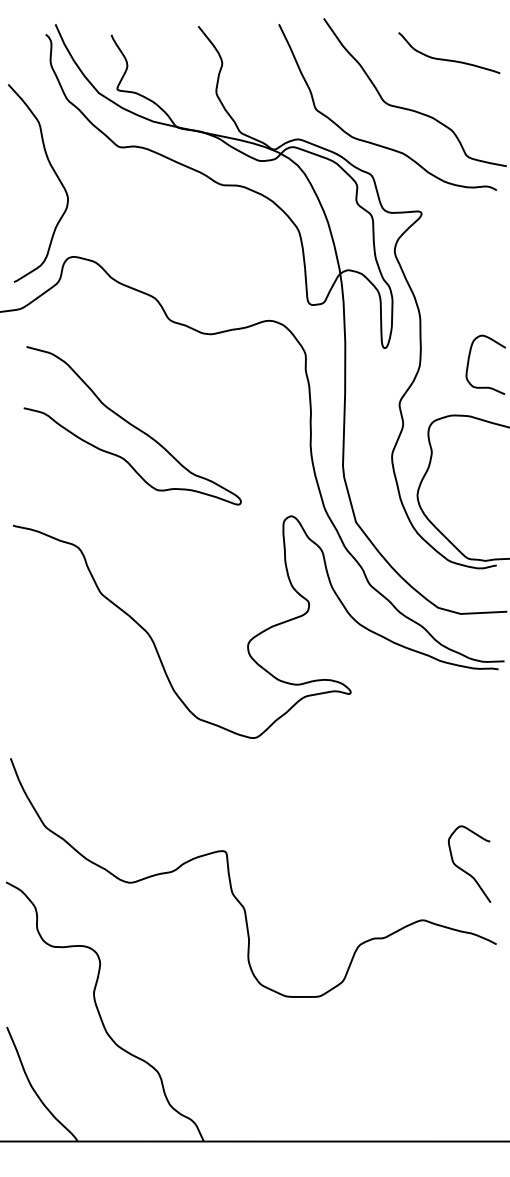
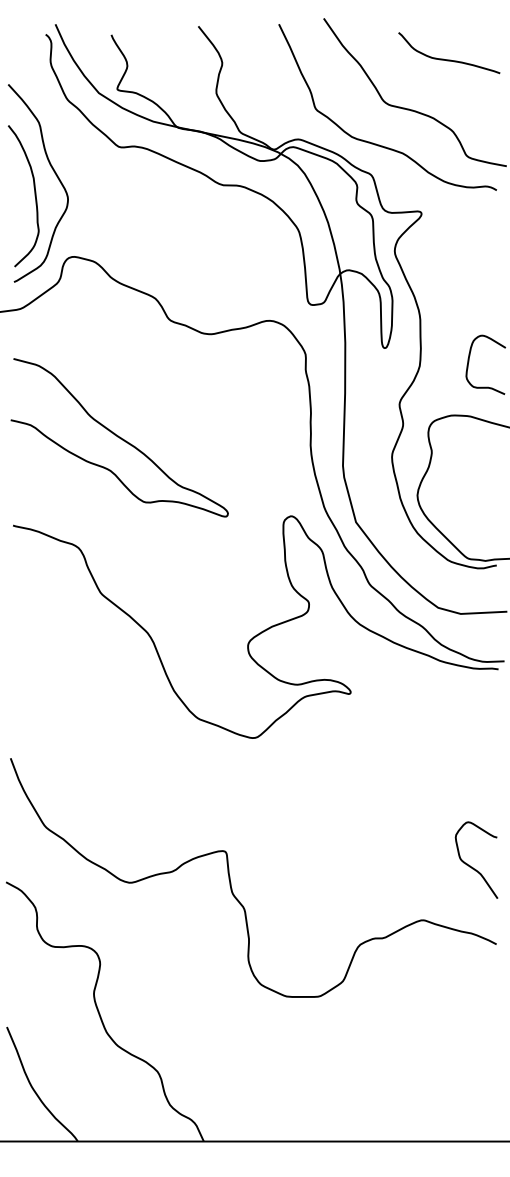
curve: none -> present (34, 196)
curve position: (132, 425) -> (119, 437) (119, 437)
curve position: (463, 869) -> (470, 865) (470, 865)
